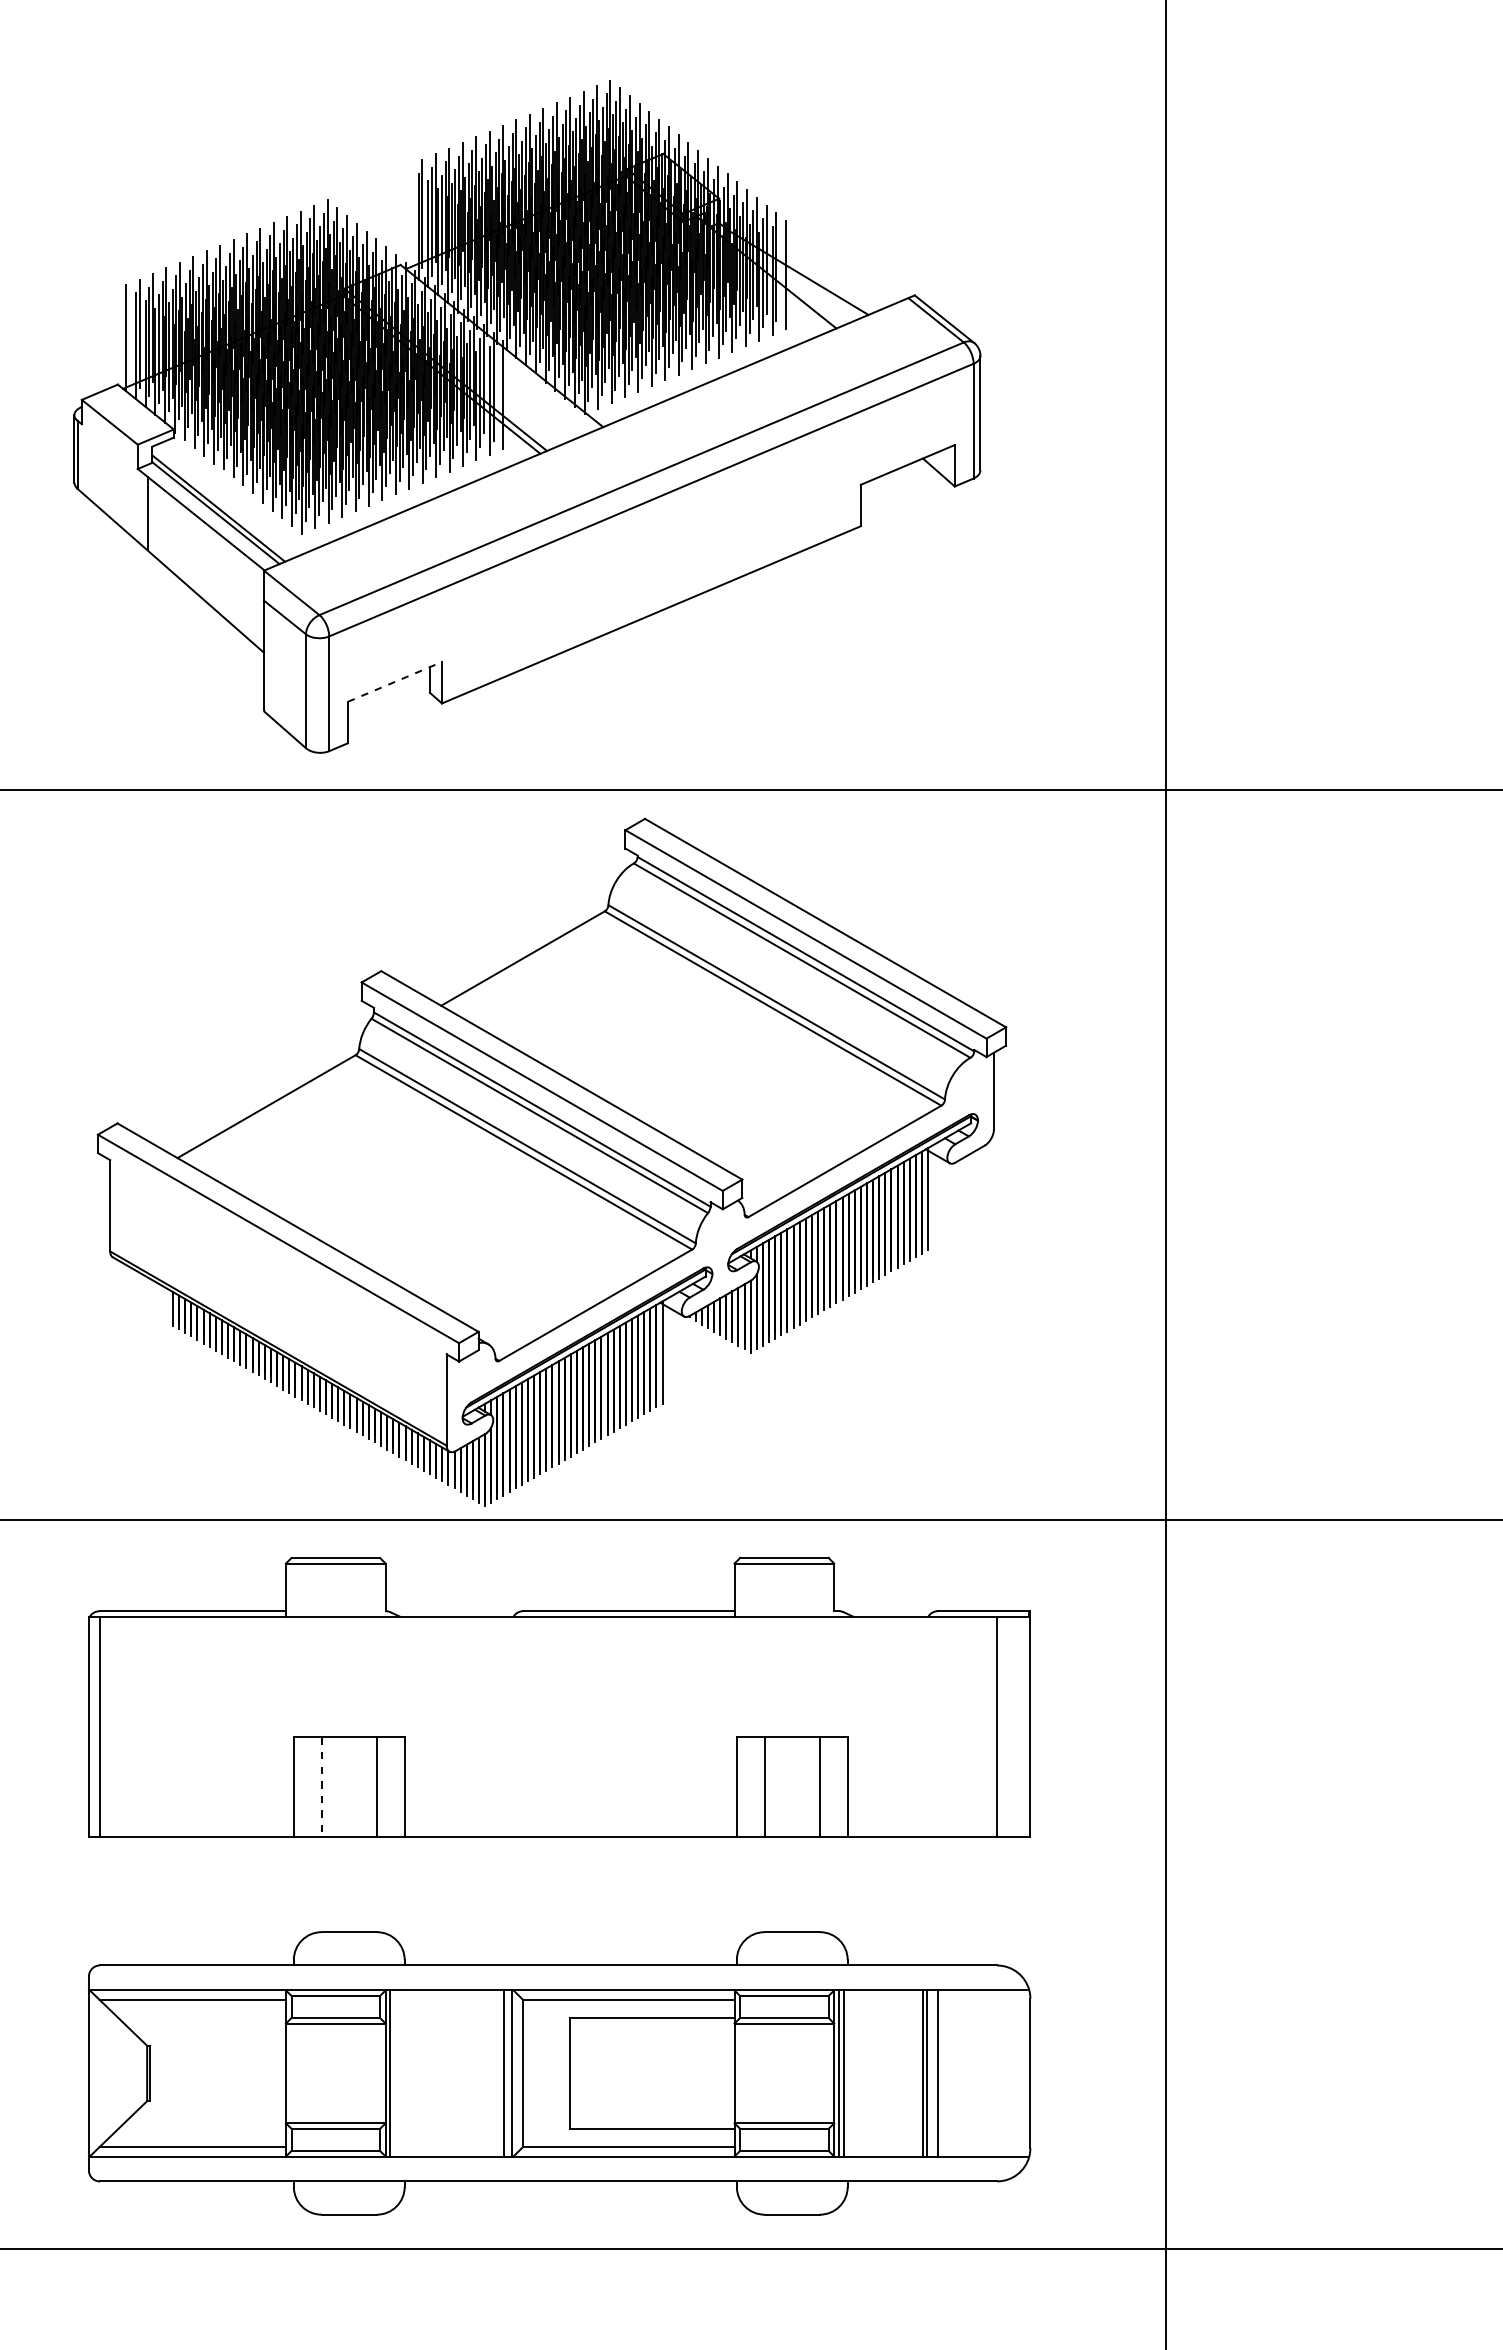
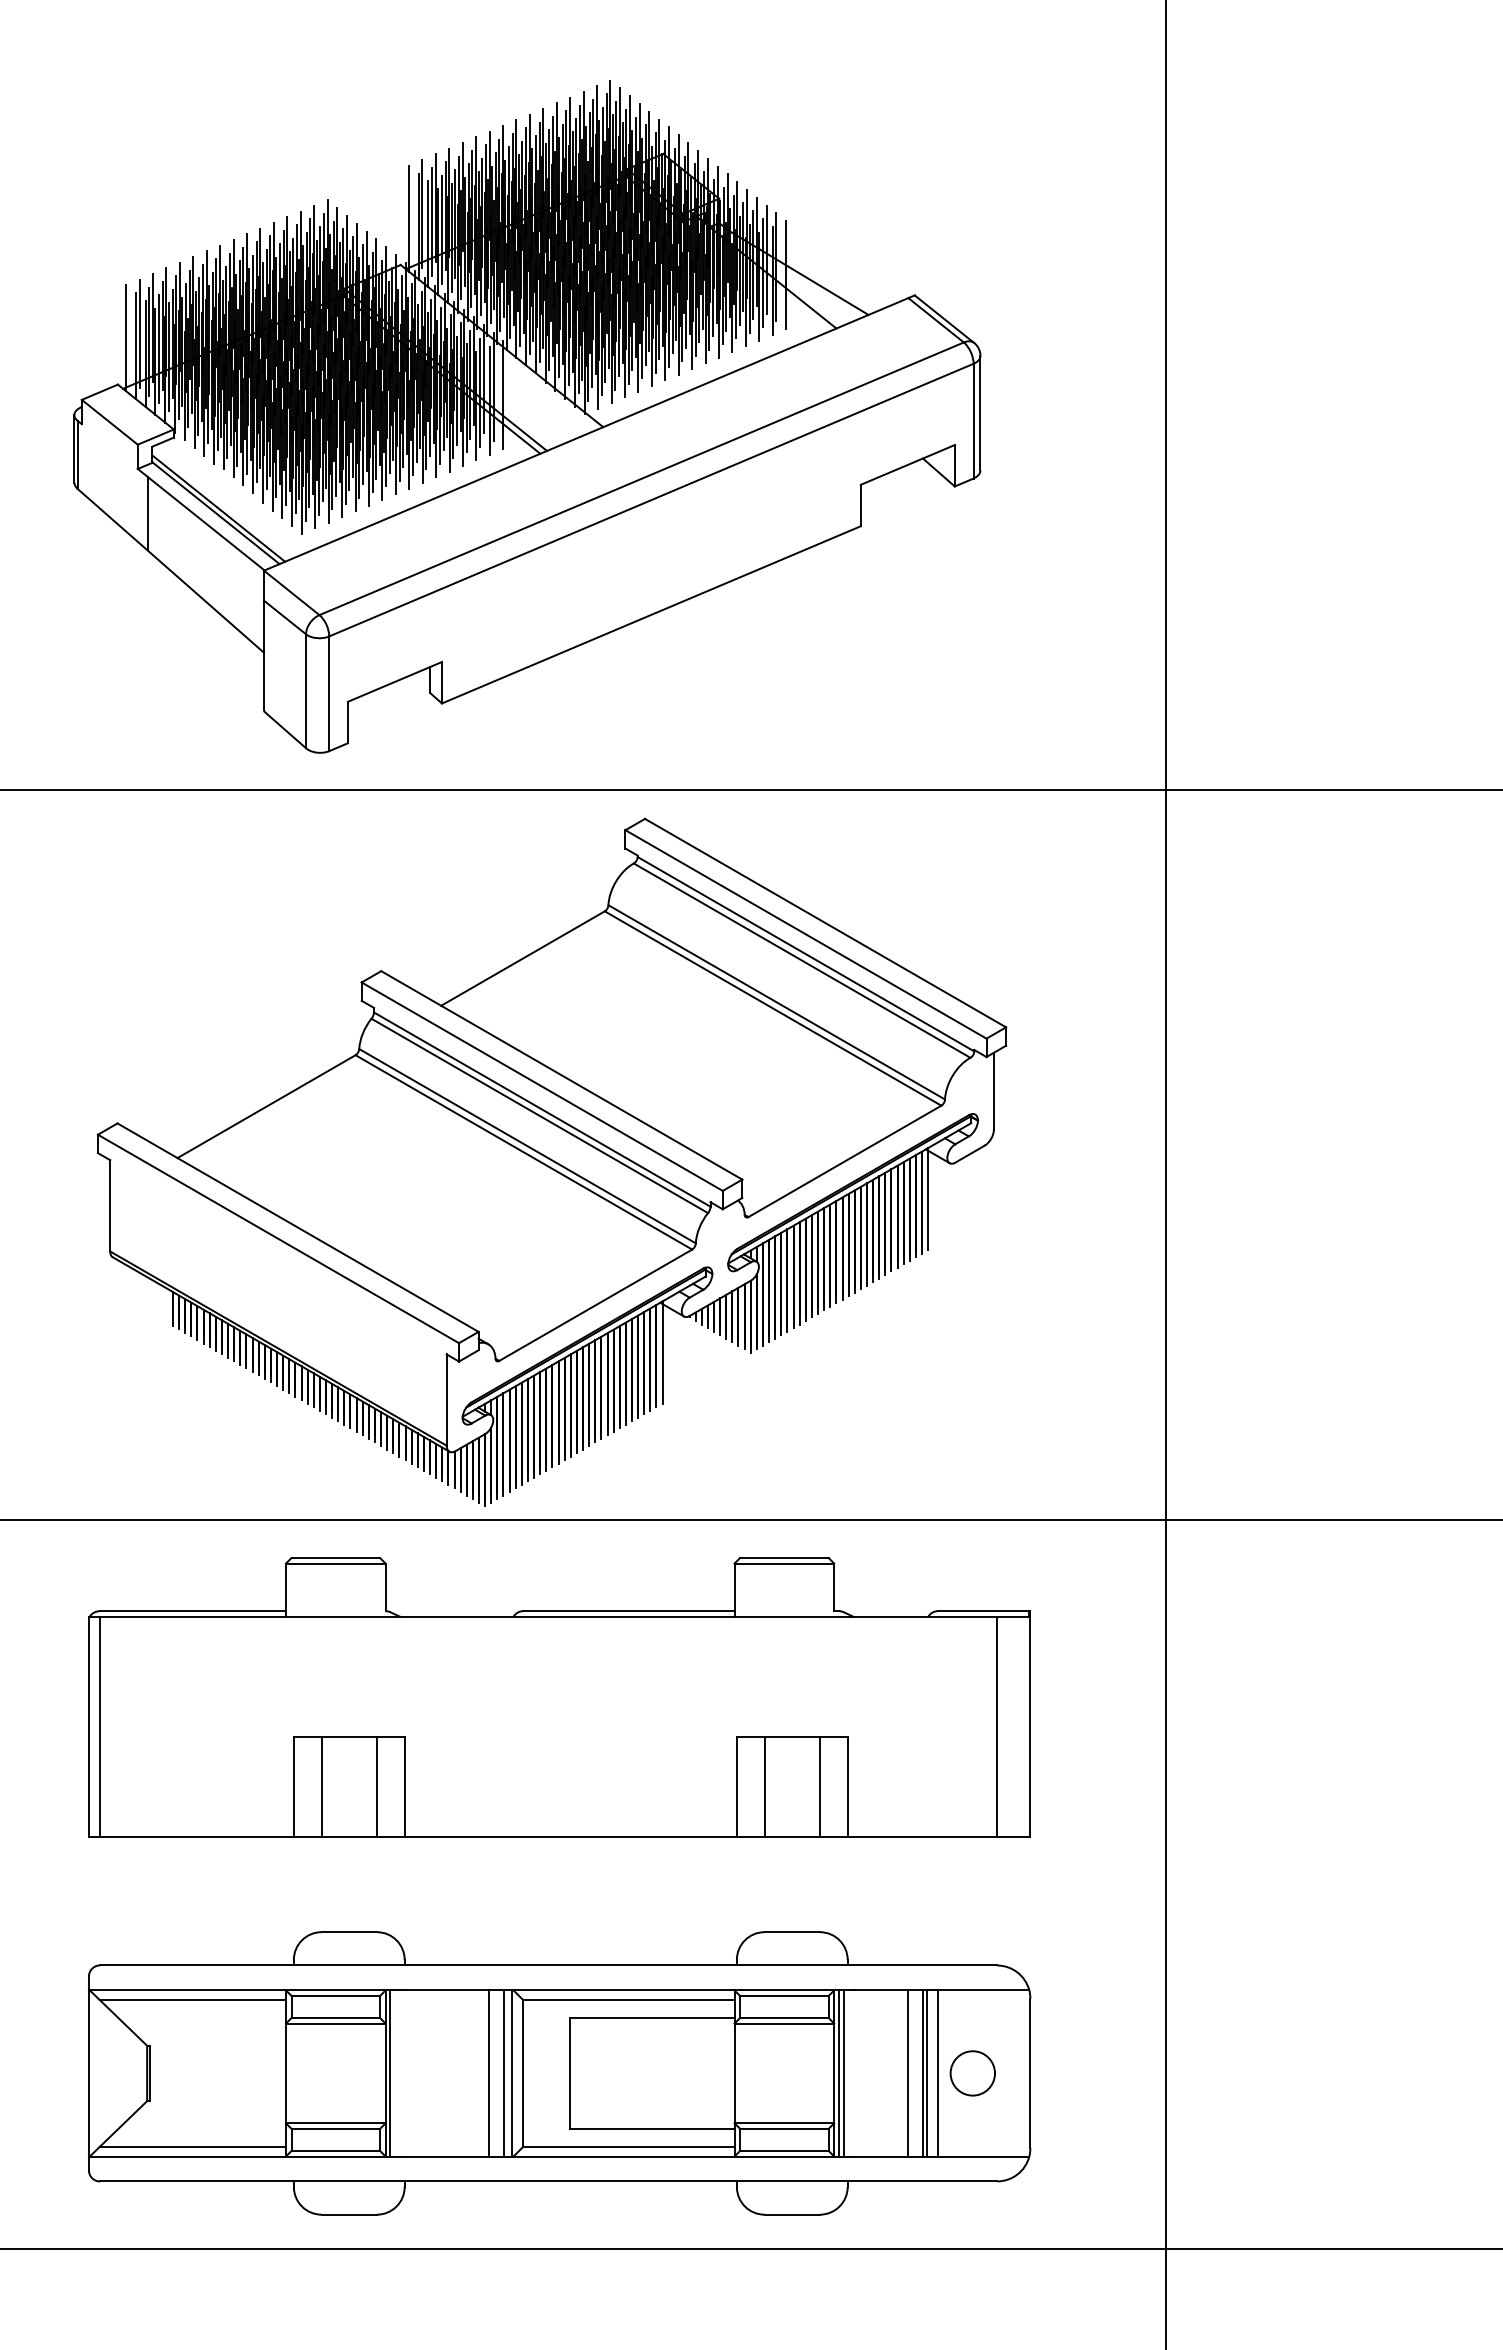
line: none -> present (408, 218)
line: dashed -> solid (395, 681)
line: dashed -> solid (321, 1787)
line: none -> present (488, 2073)
line: none -> present (907, 2073)
circle: none -> present (972, 2073)
